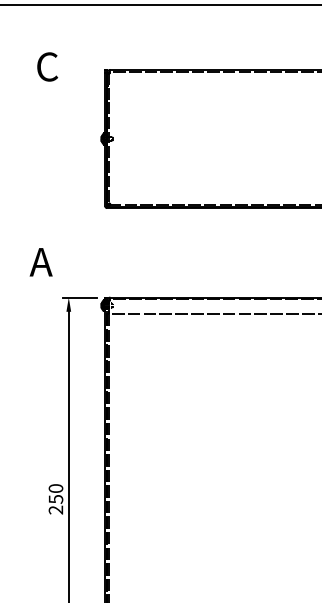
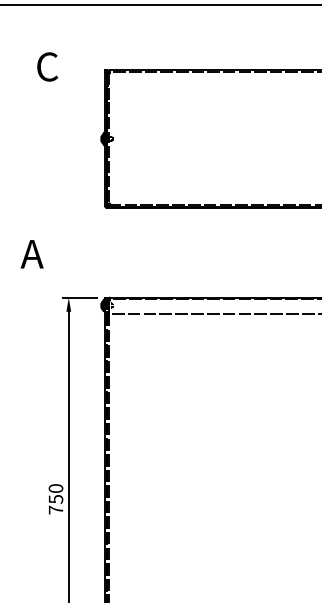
text position: (40, 262) -> (31, 254) (31, 254)
text: 250 -> 750 (55, 509)
